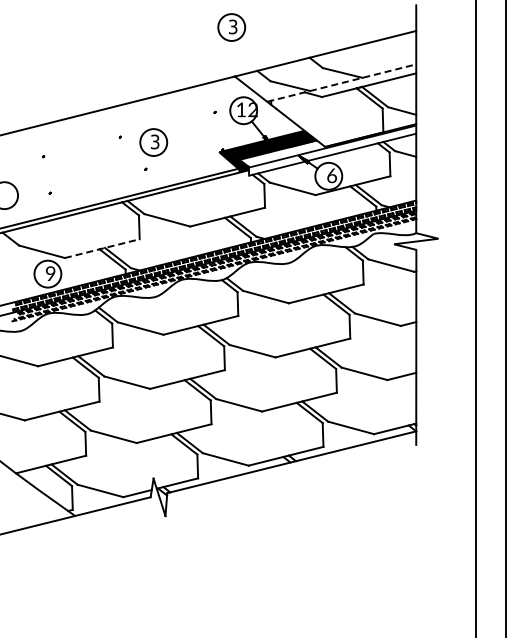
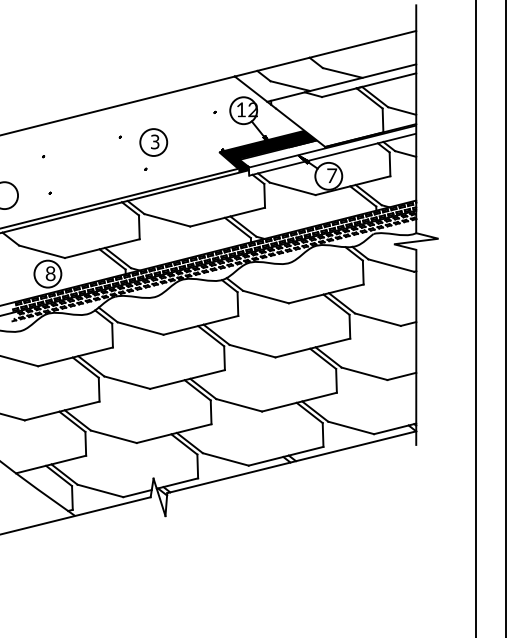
part: present -> none (231, 27)
line: dashed -> solid (341, 83)
text: 6 -> 7 (332, 175)
line: dashed -> solid (102, 248)
text: 9 -> 8 (50, 274)
